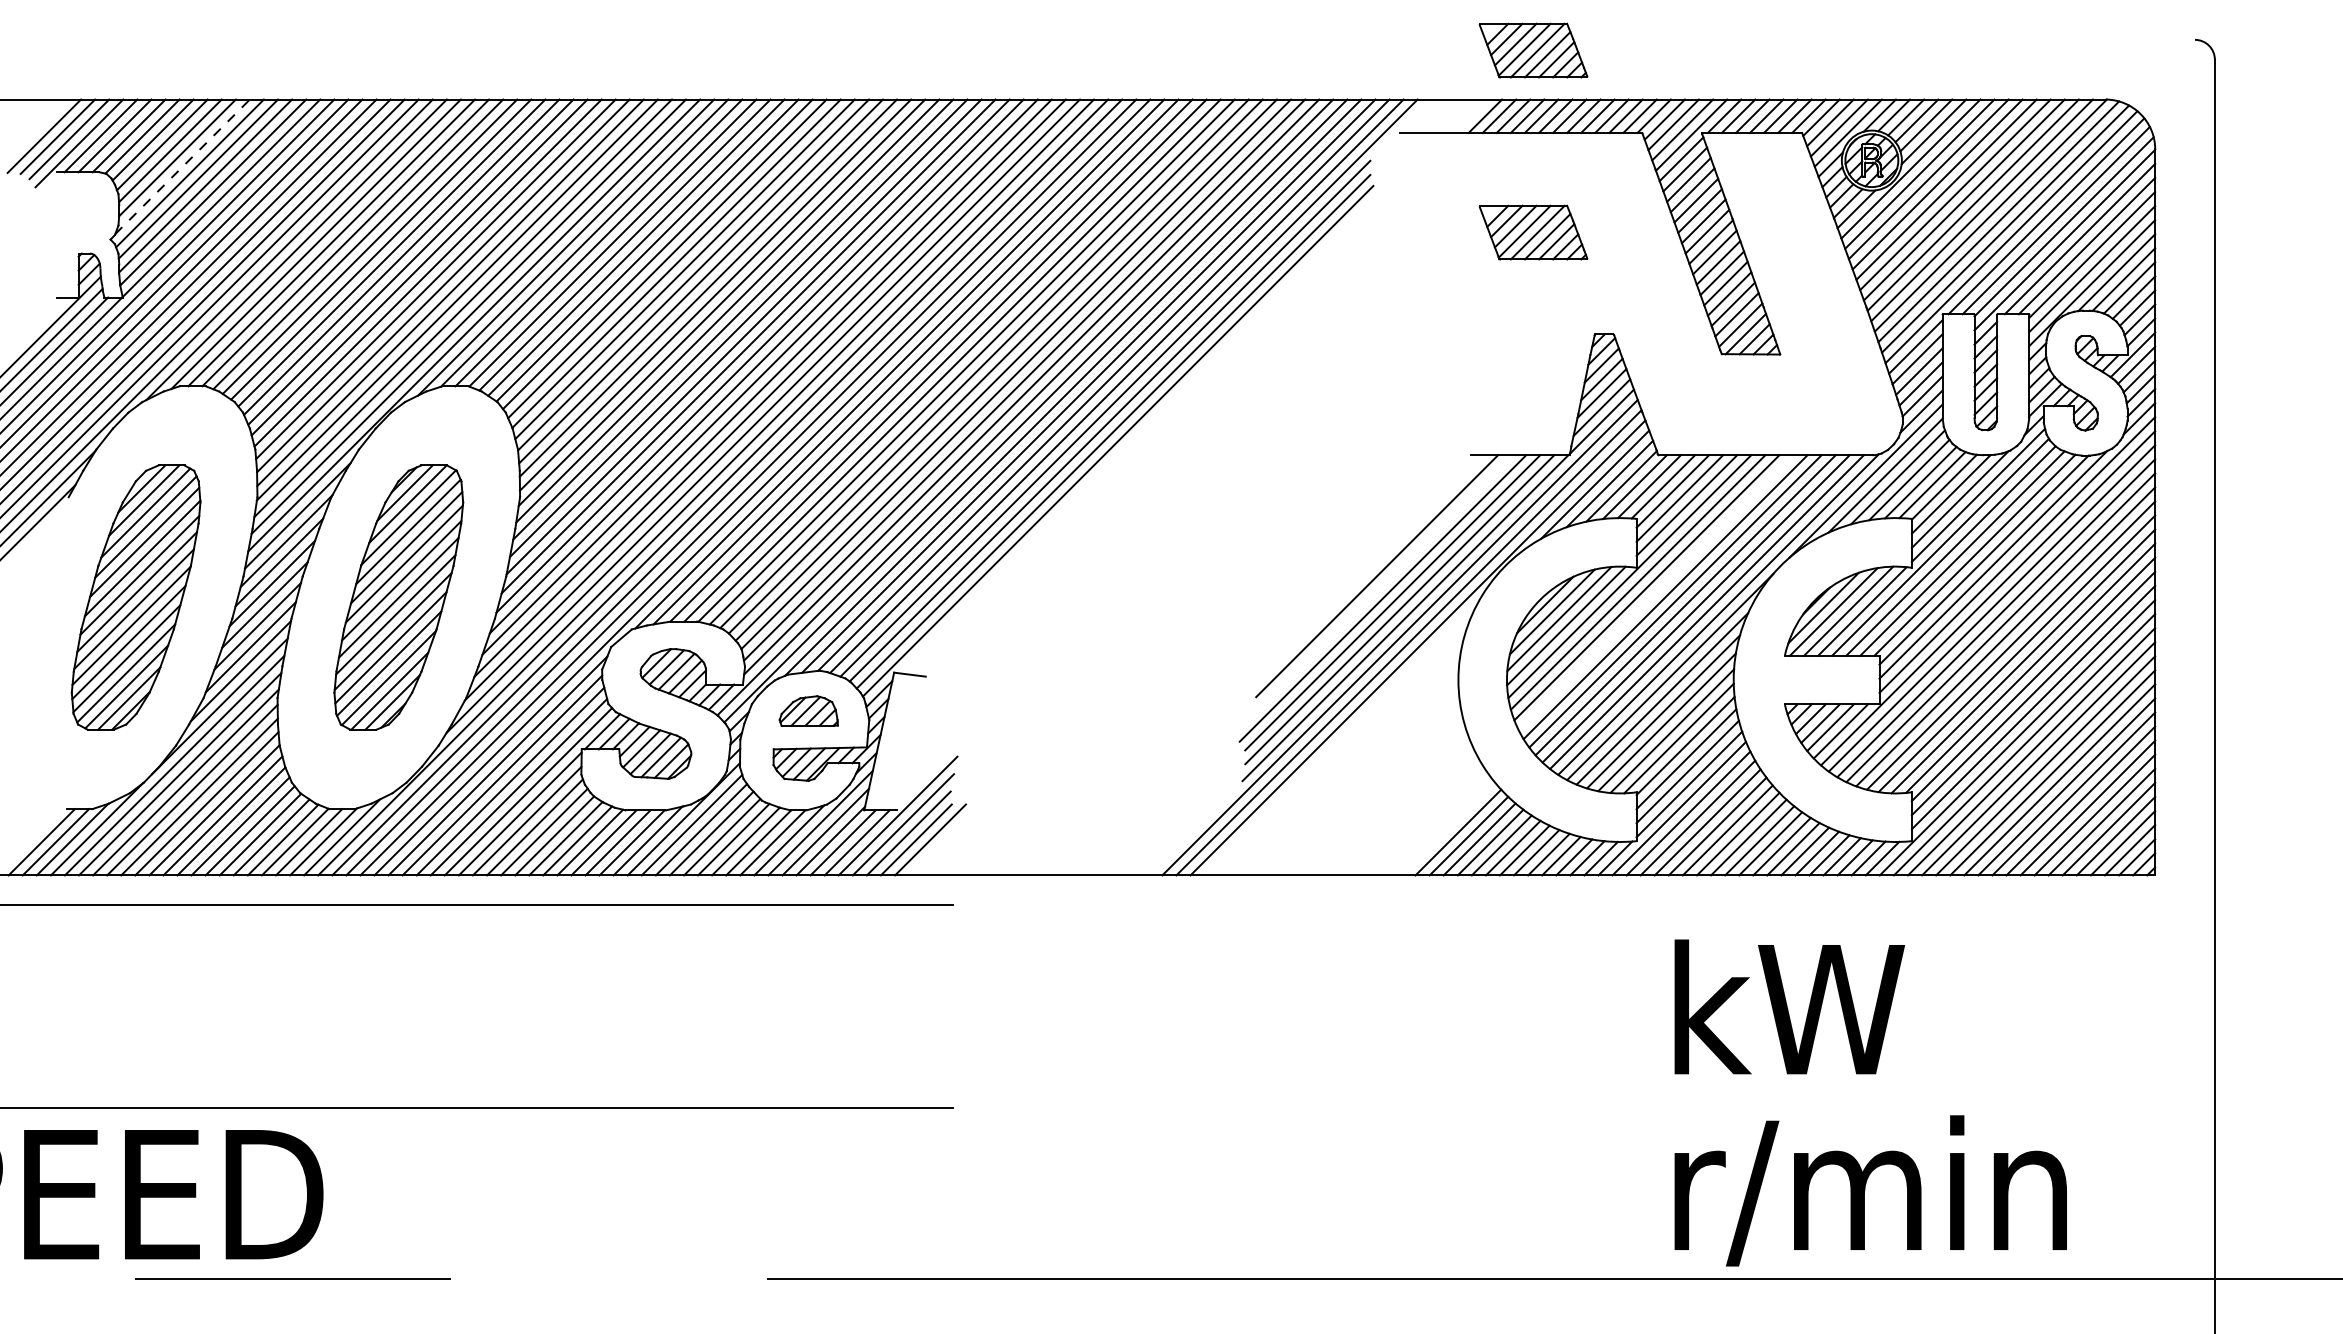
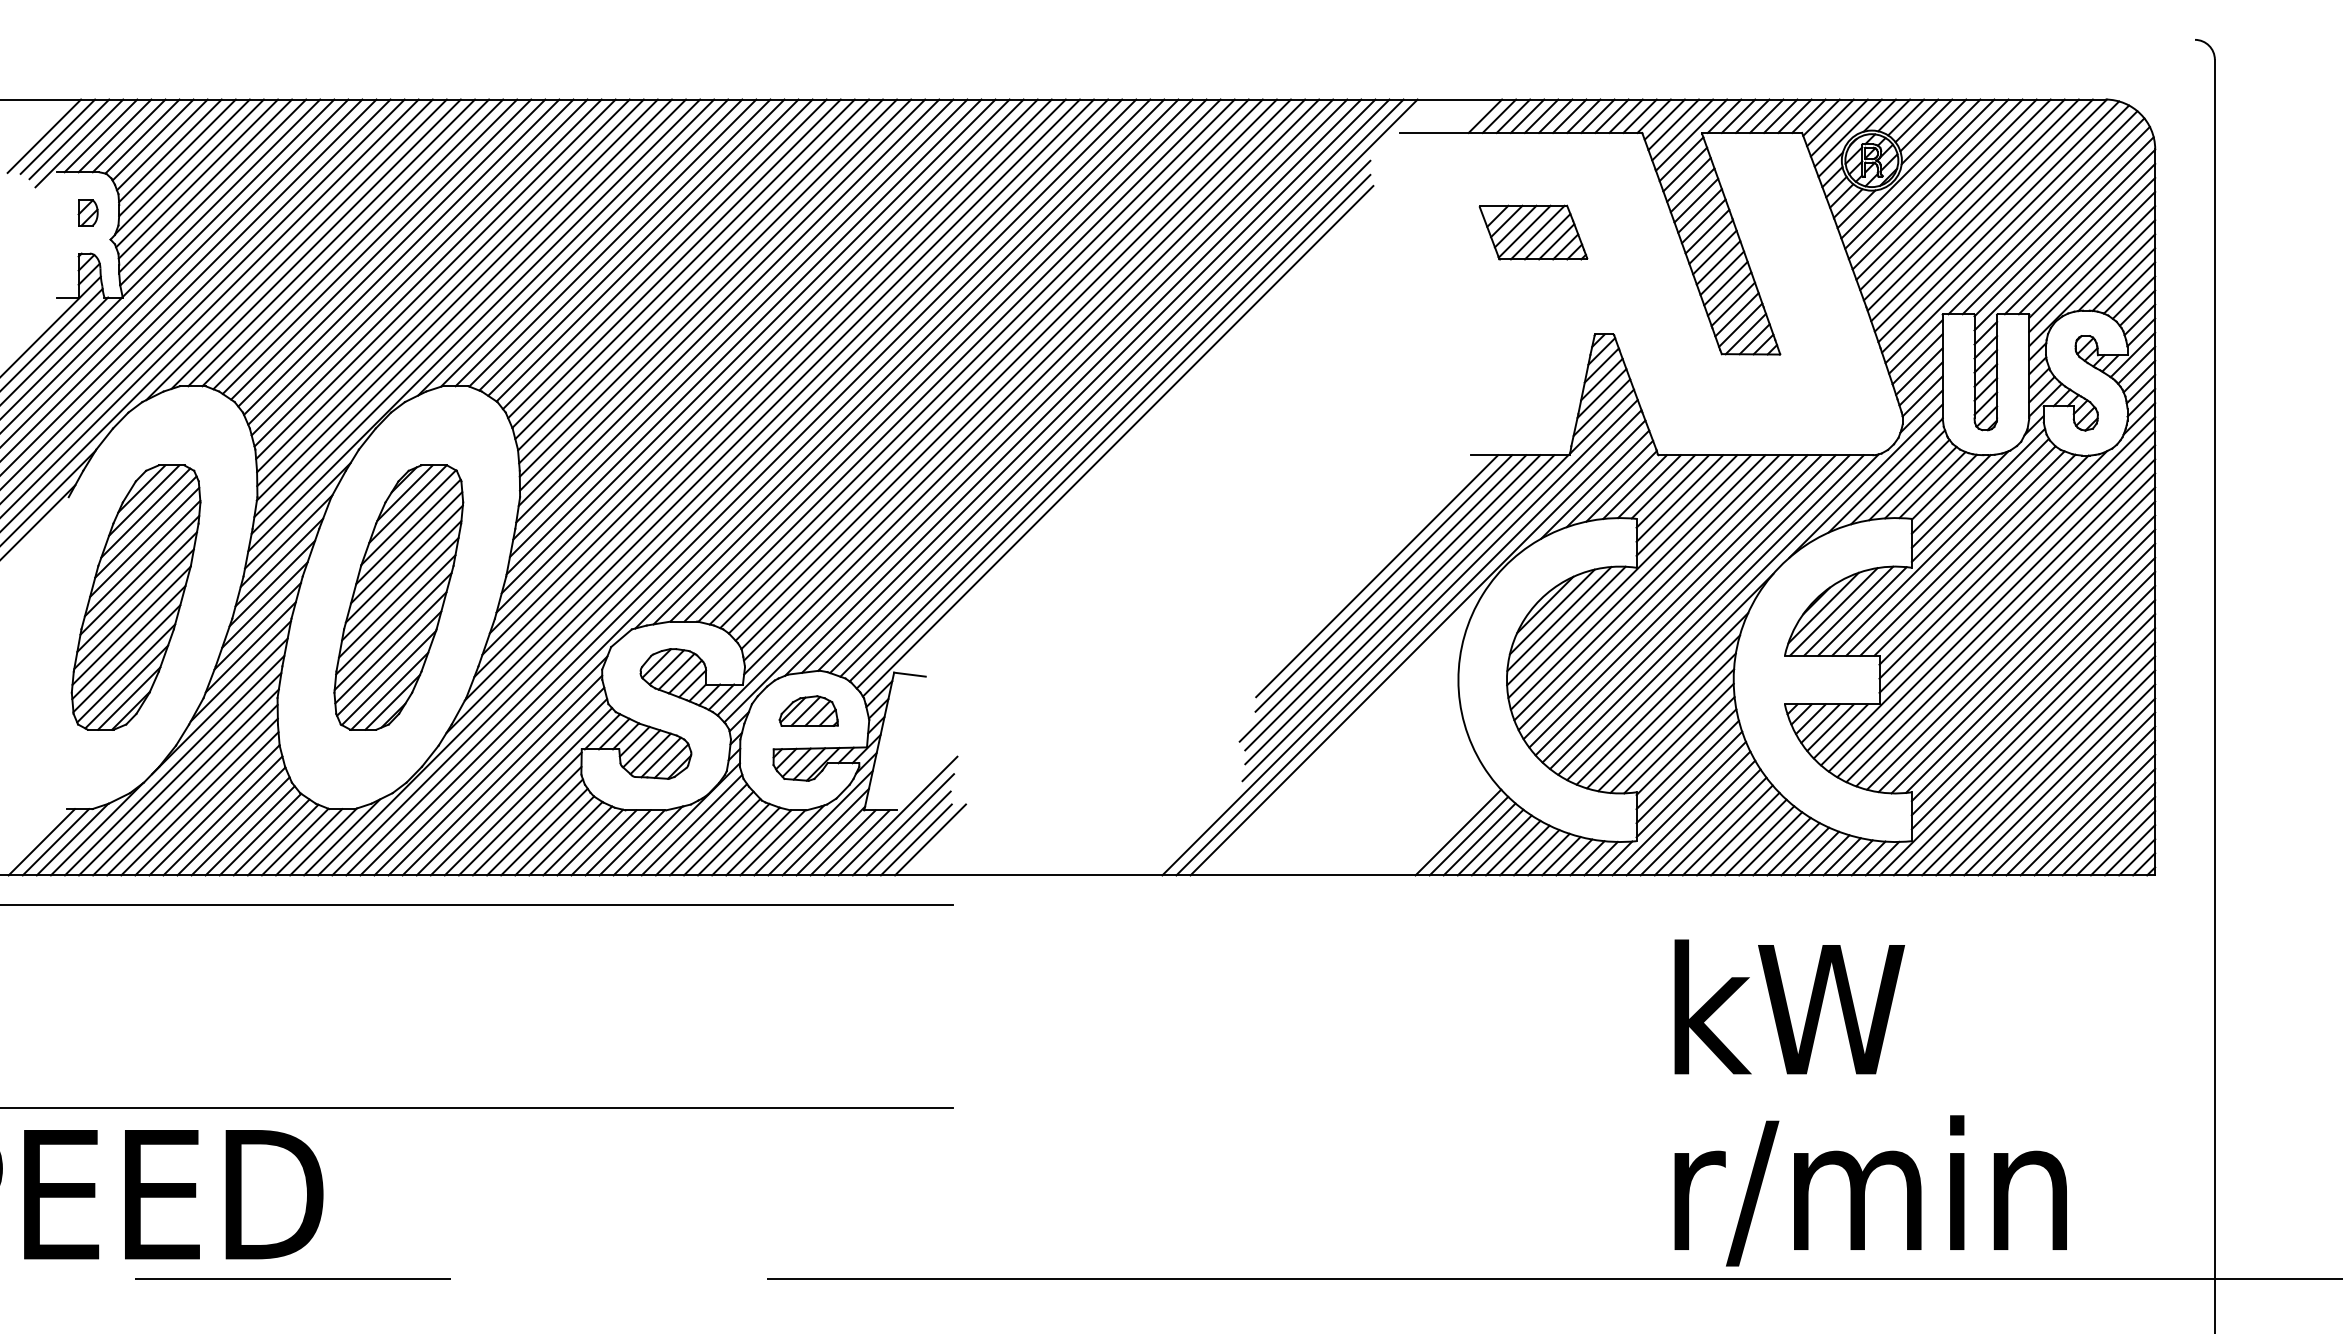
part: present -> none (1533, 50)
line: dashed -> solid (182, 166)
part: none -> present (87, 212)
line: none -> present (1383, 583)
line: none -> present (1655, 592)
